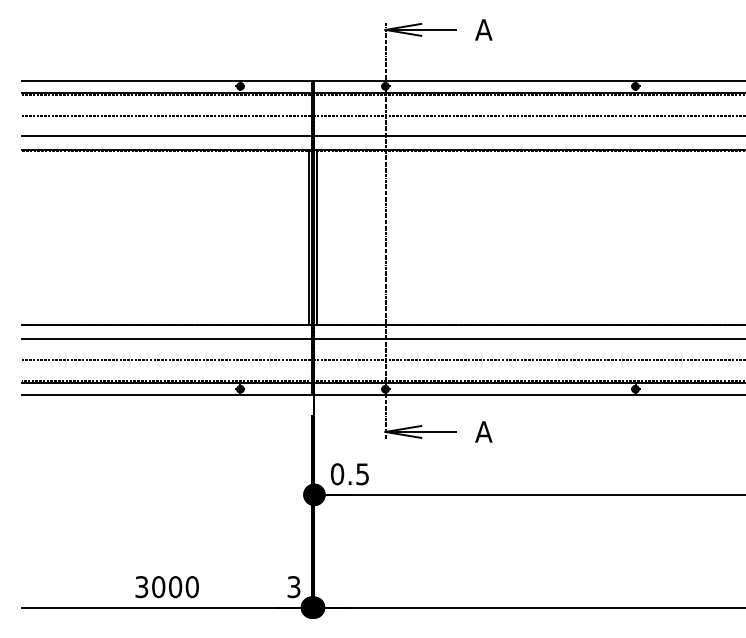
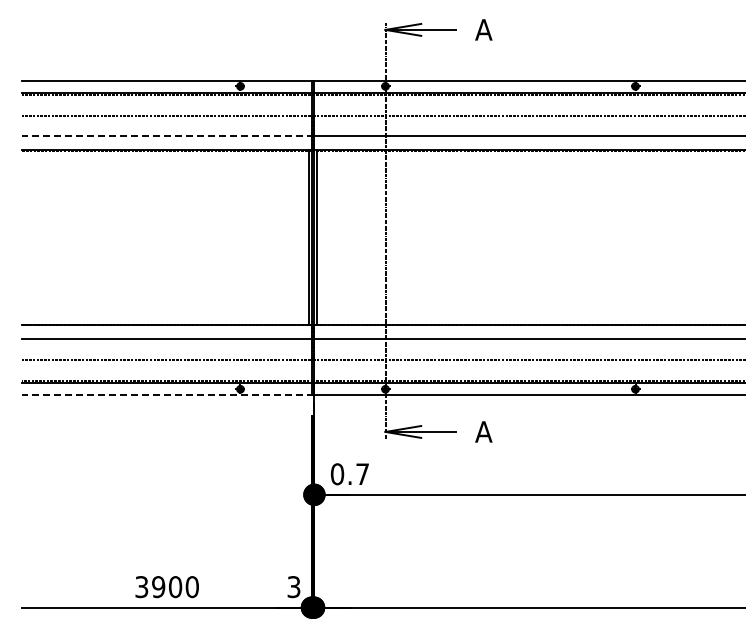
line: solid -> dashed (168, 136)
line: solid -> dashed (168, 394)
text: 0.5 -> 0.7 (362, 474)
text: 3000 -> 3900 (158, 587)
